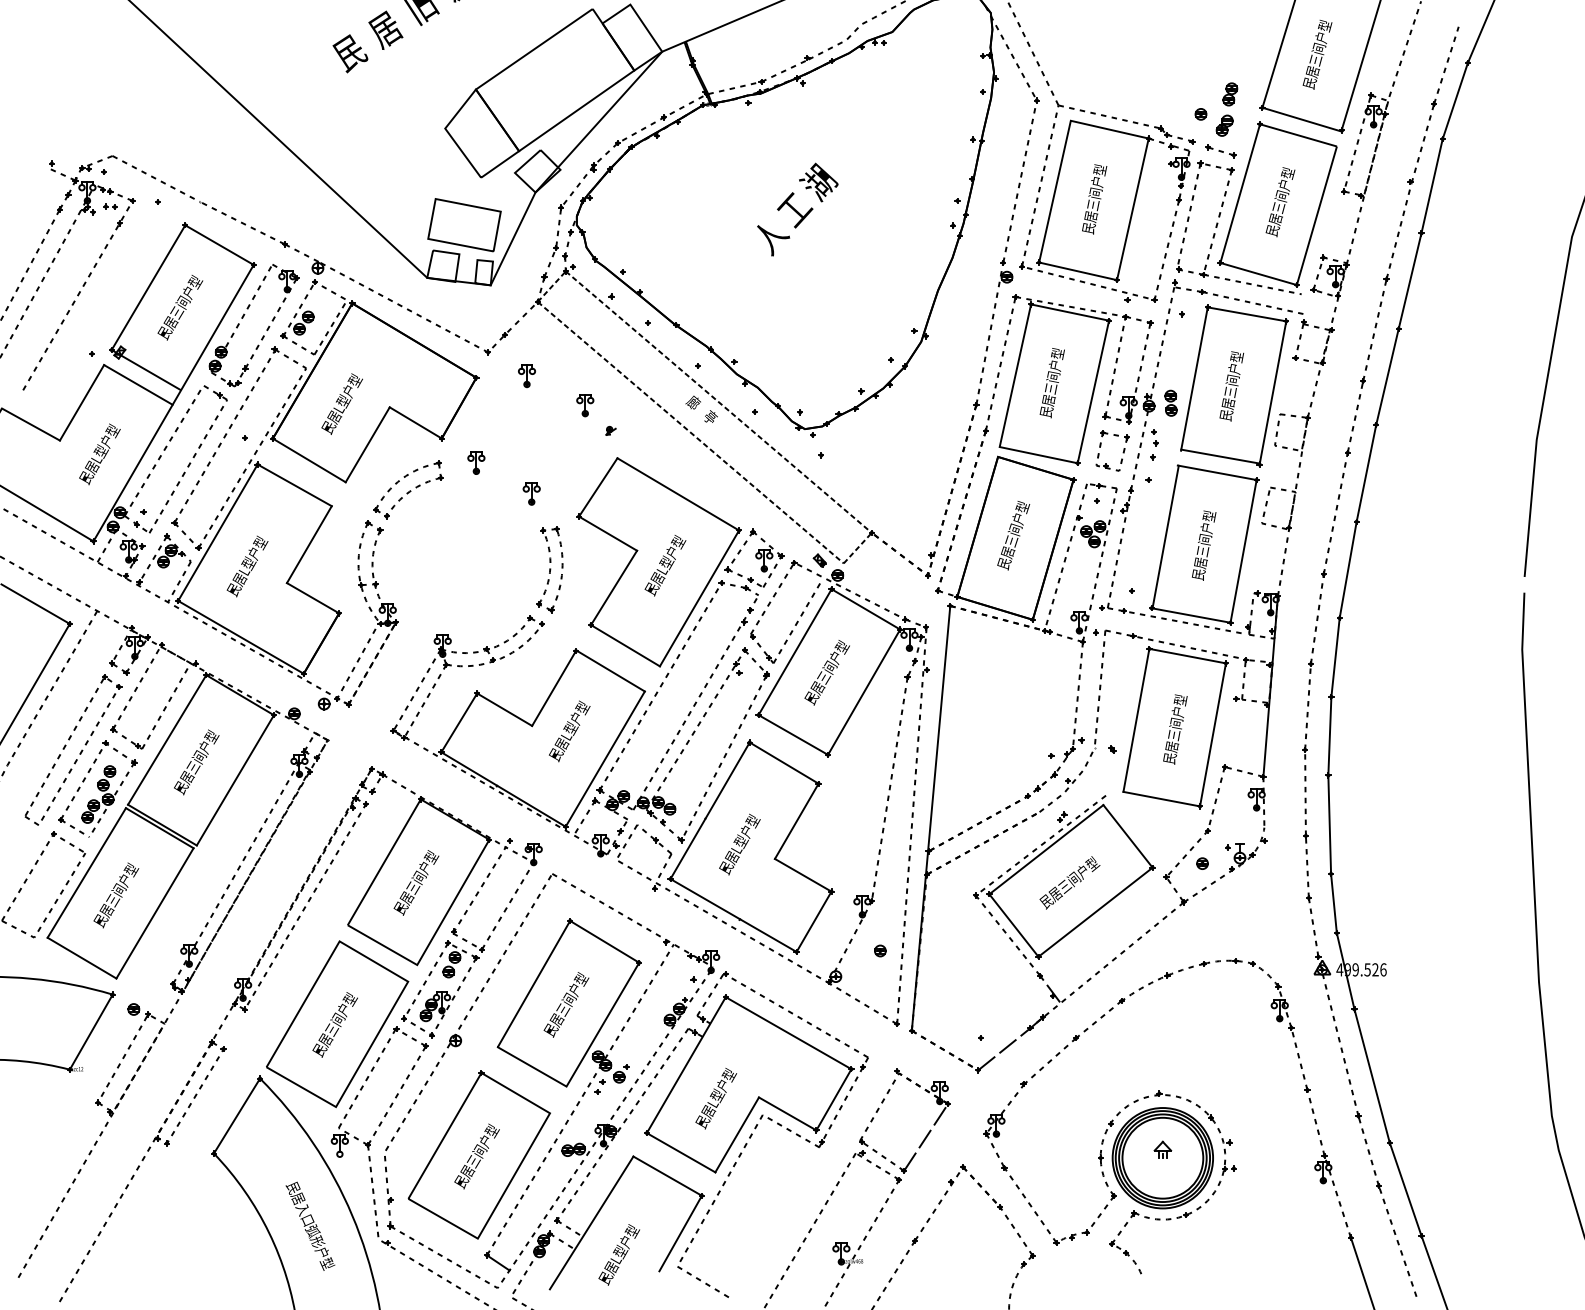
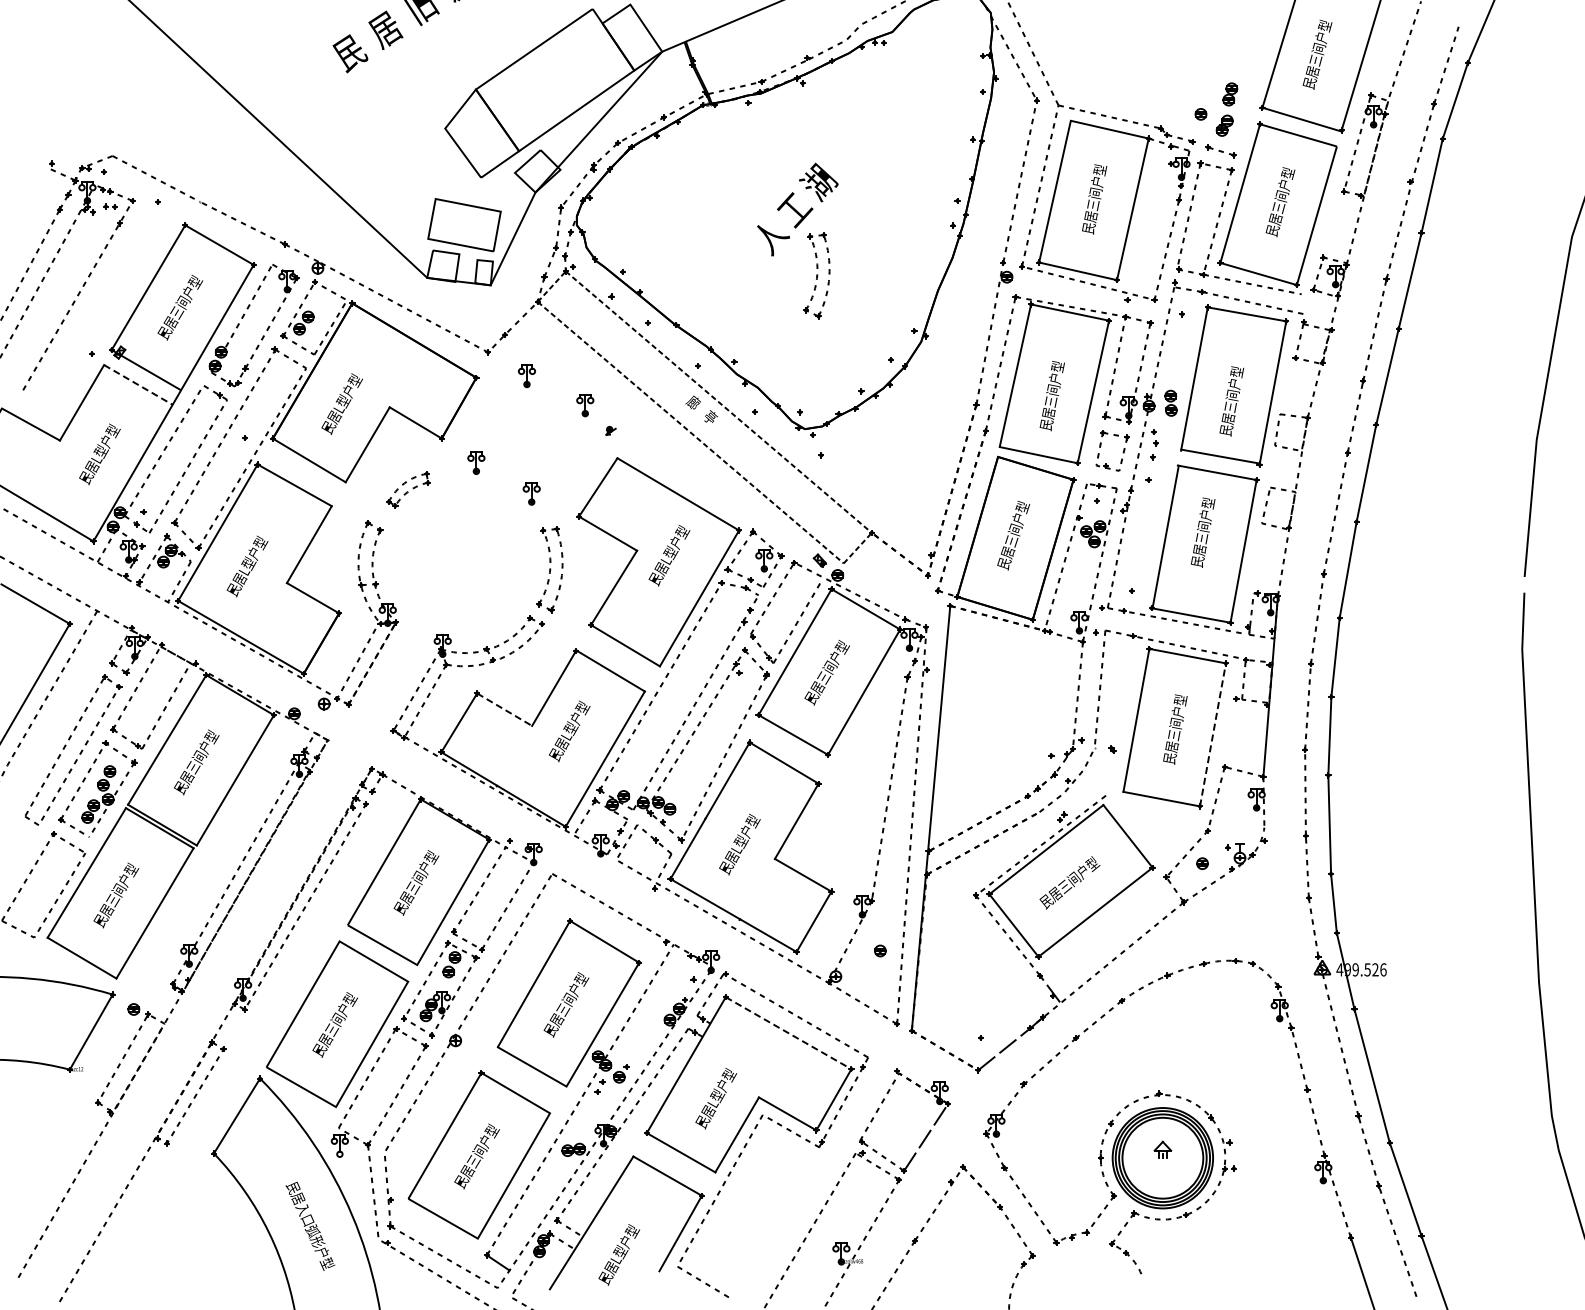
part: none -> present (816, 275)
text position: (1051, 383) -> (1051, 396) (1051, 396)
line: solid -> dashed (138, 384)
text position: (1231, 386) -> (1231, 401) (1231, 401)
part size: 71x60 px -> 45x38 px (408, 489)
text position: (1204, 545) -> (1203, 532) (1203, 532)
text position: (665, 565) -> (669, 555) (669, 555)
line: solid -> dashed (504, 709)
line: solid -> dashed (1212, 734)
line: solid -> dashed (789, 1033)
